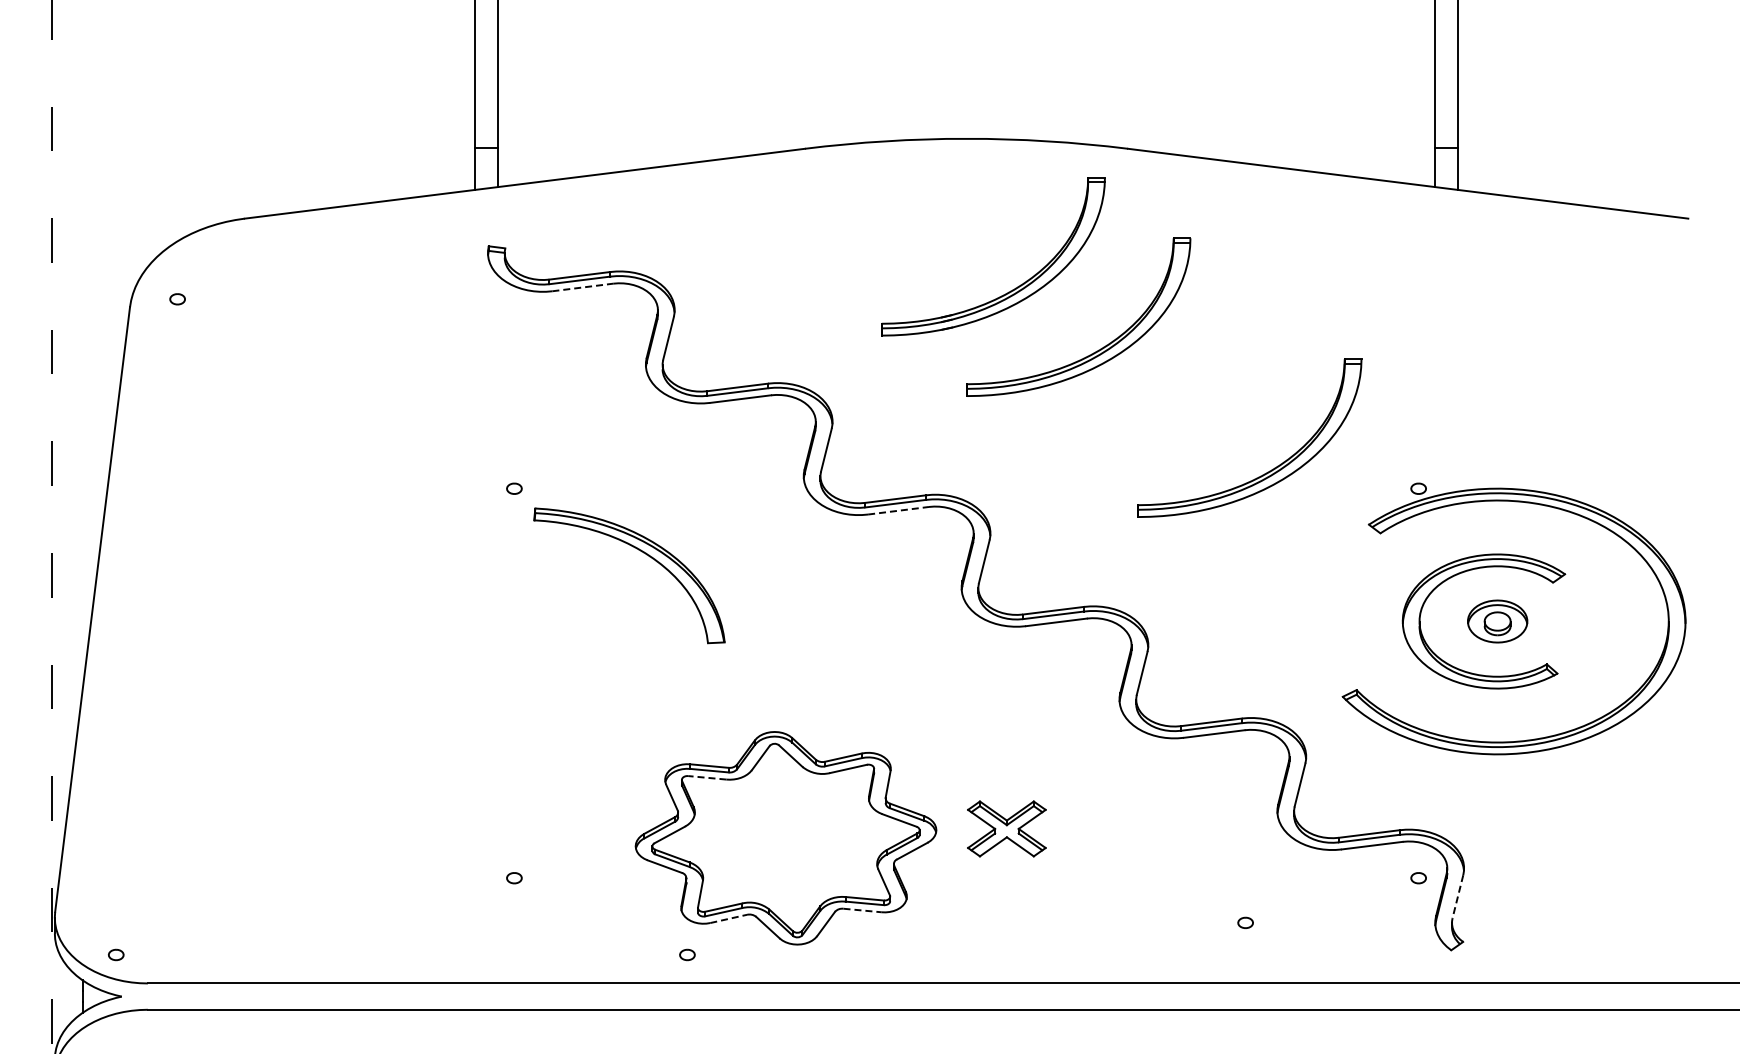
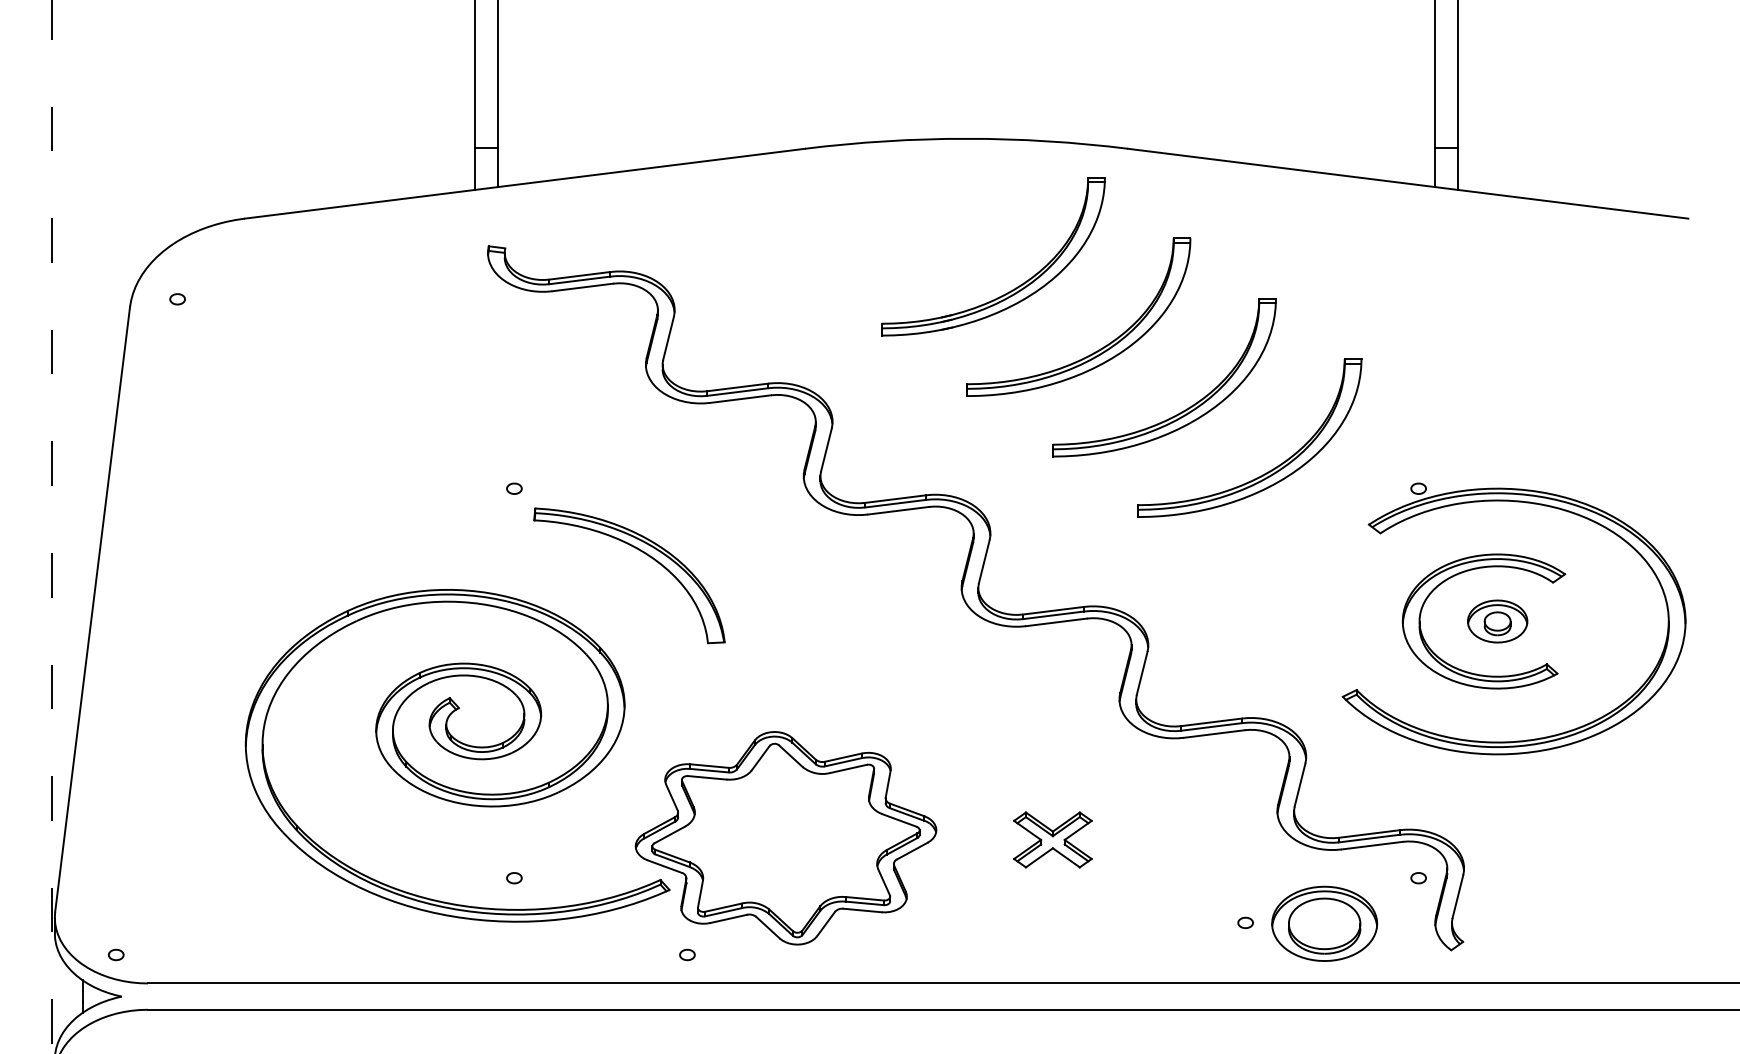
line: dashed -> solid (582, 287)
part: none -> present (1186, 408)
line: dashed -> solid (898, 510)
part: none -> present (457, 755)
line: dashed -> solid (706, 777)
part position: (1006, 828) -> (1052, 839) (1052, 839)
line: dashed -> solid (1457, 897)
line: dashed -> solid (863, 910)
line: dashed -> solid (728, 918)
part: none -> present (1324, 923)
